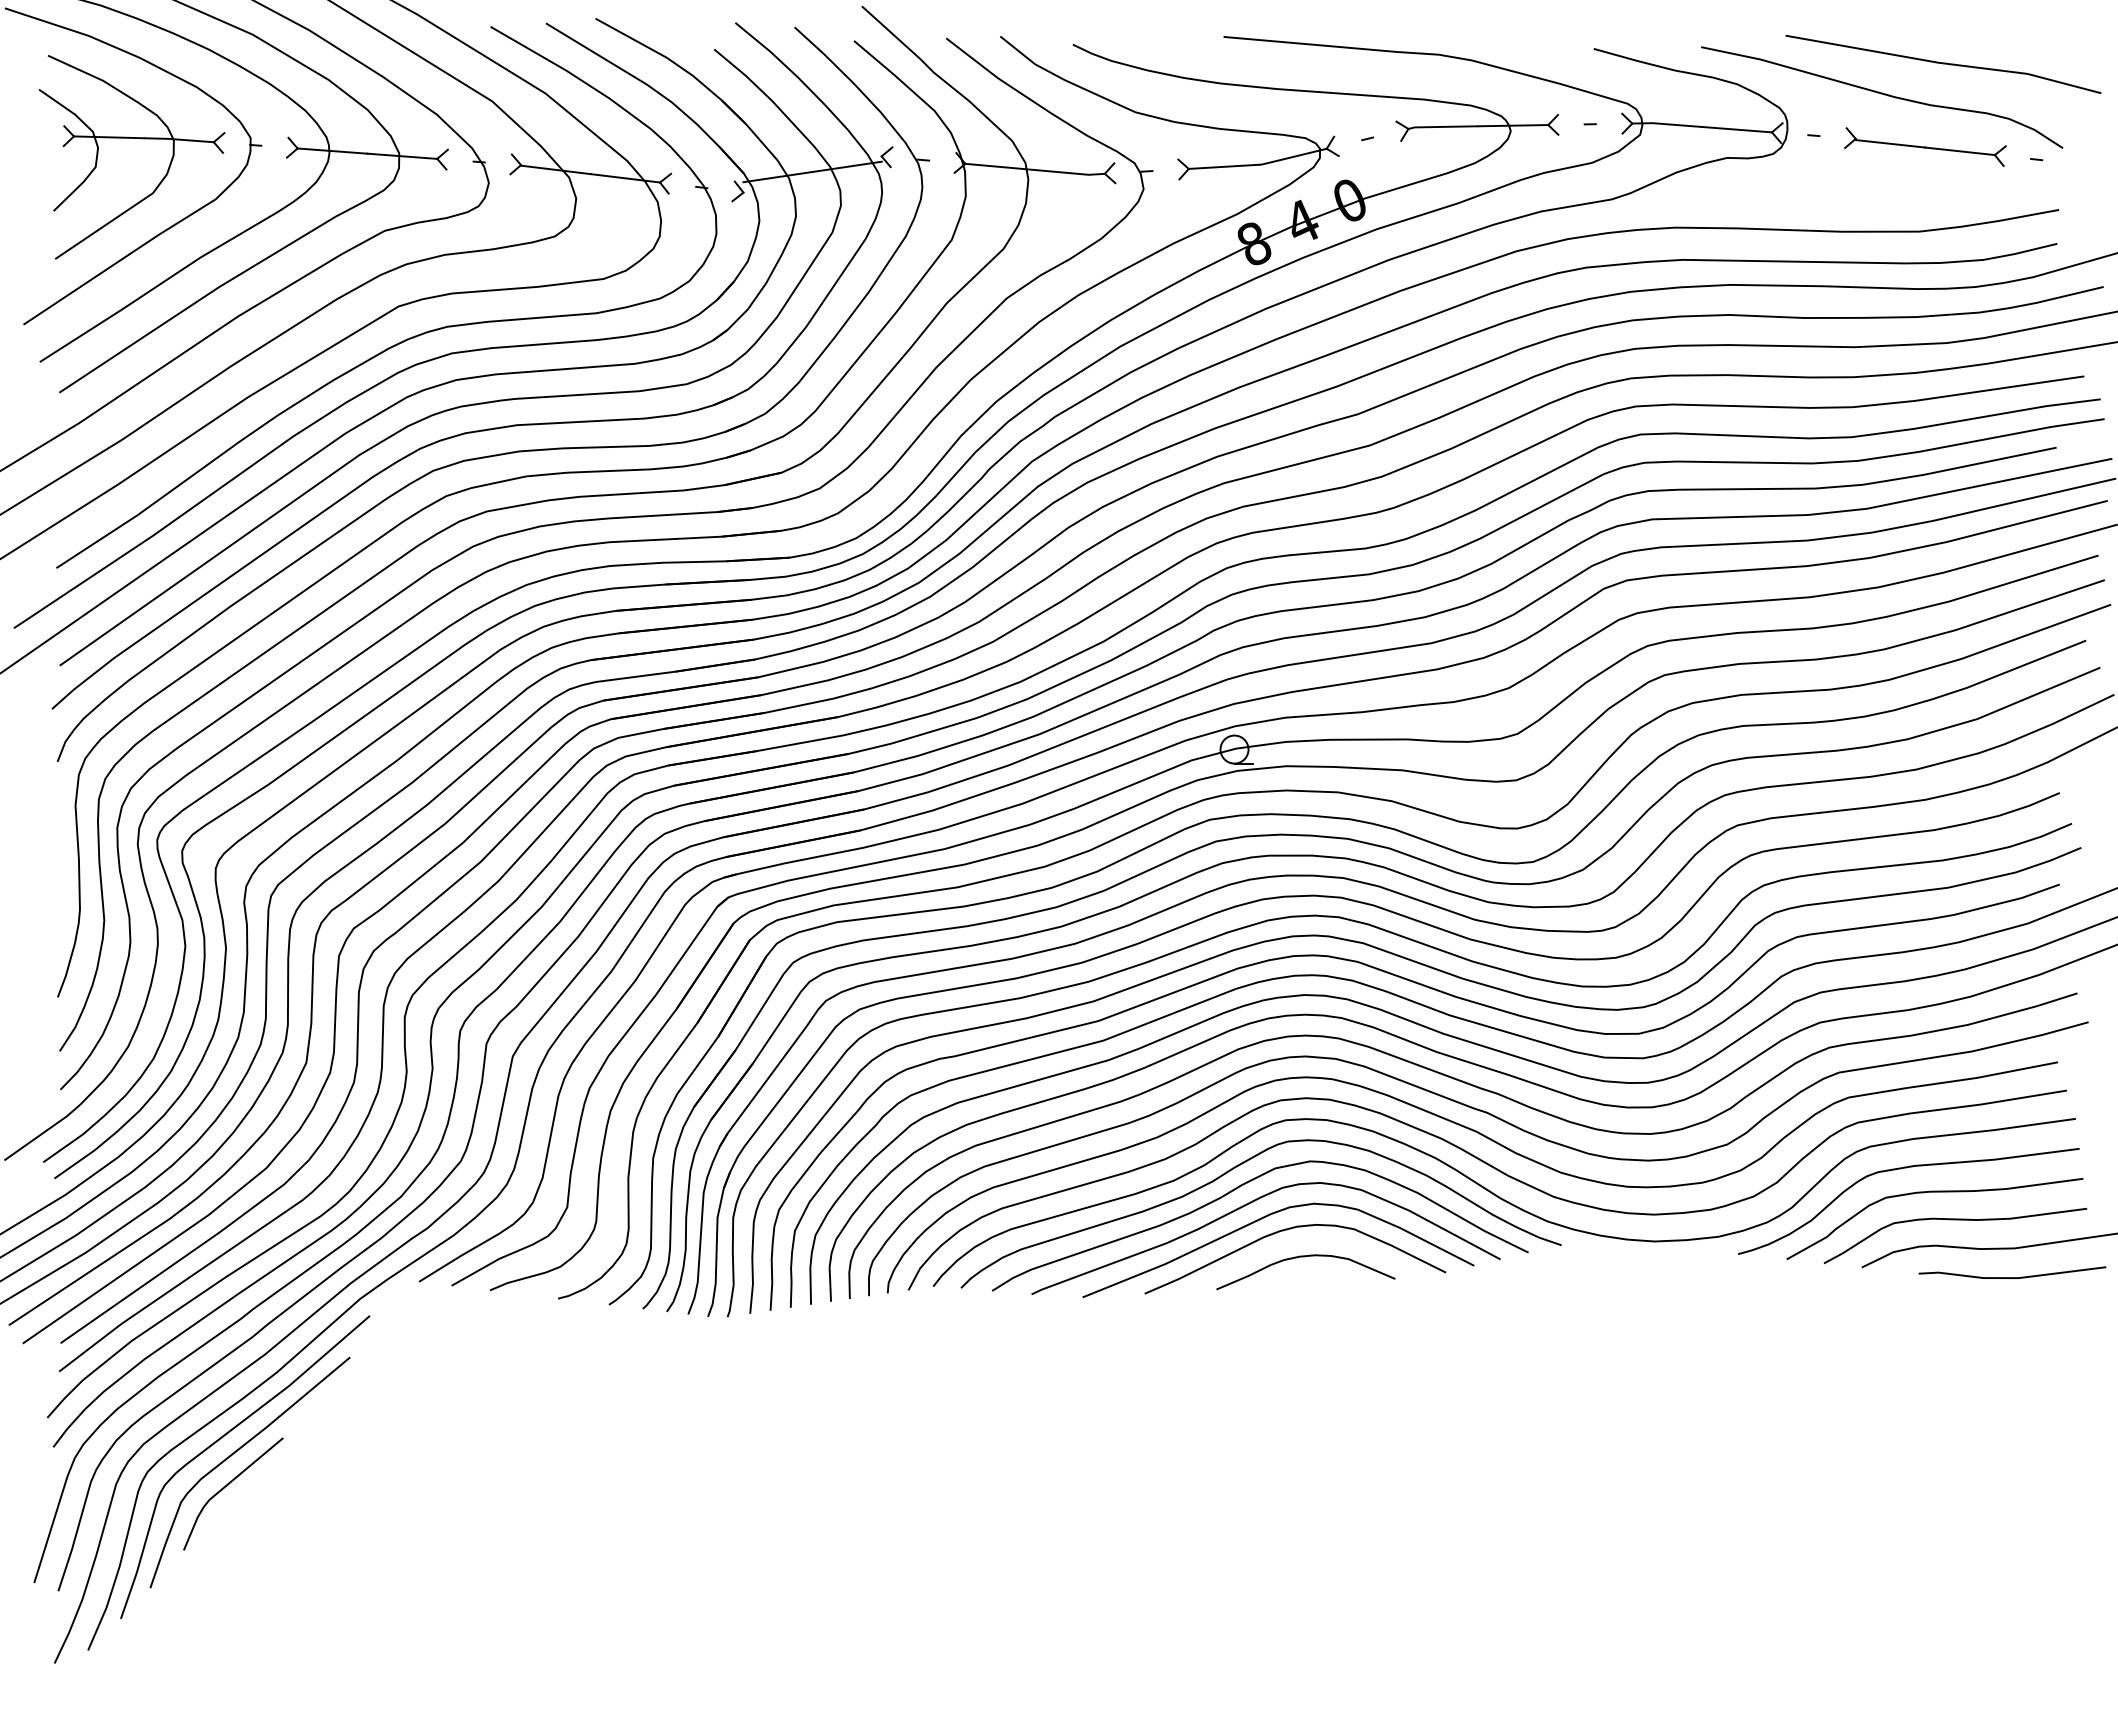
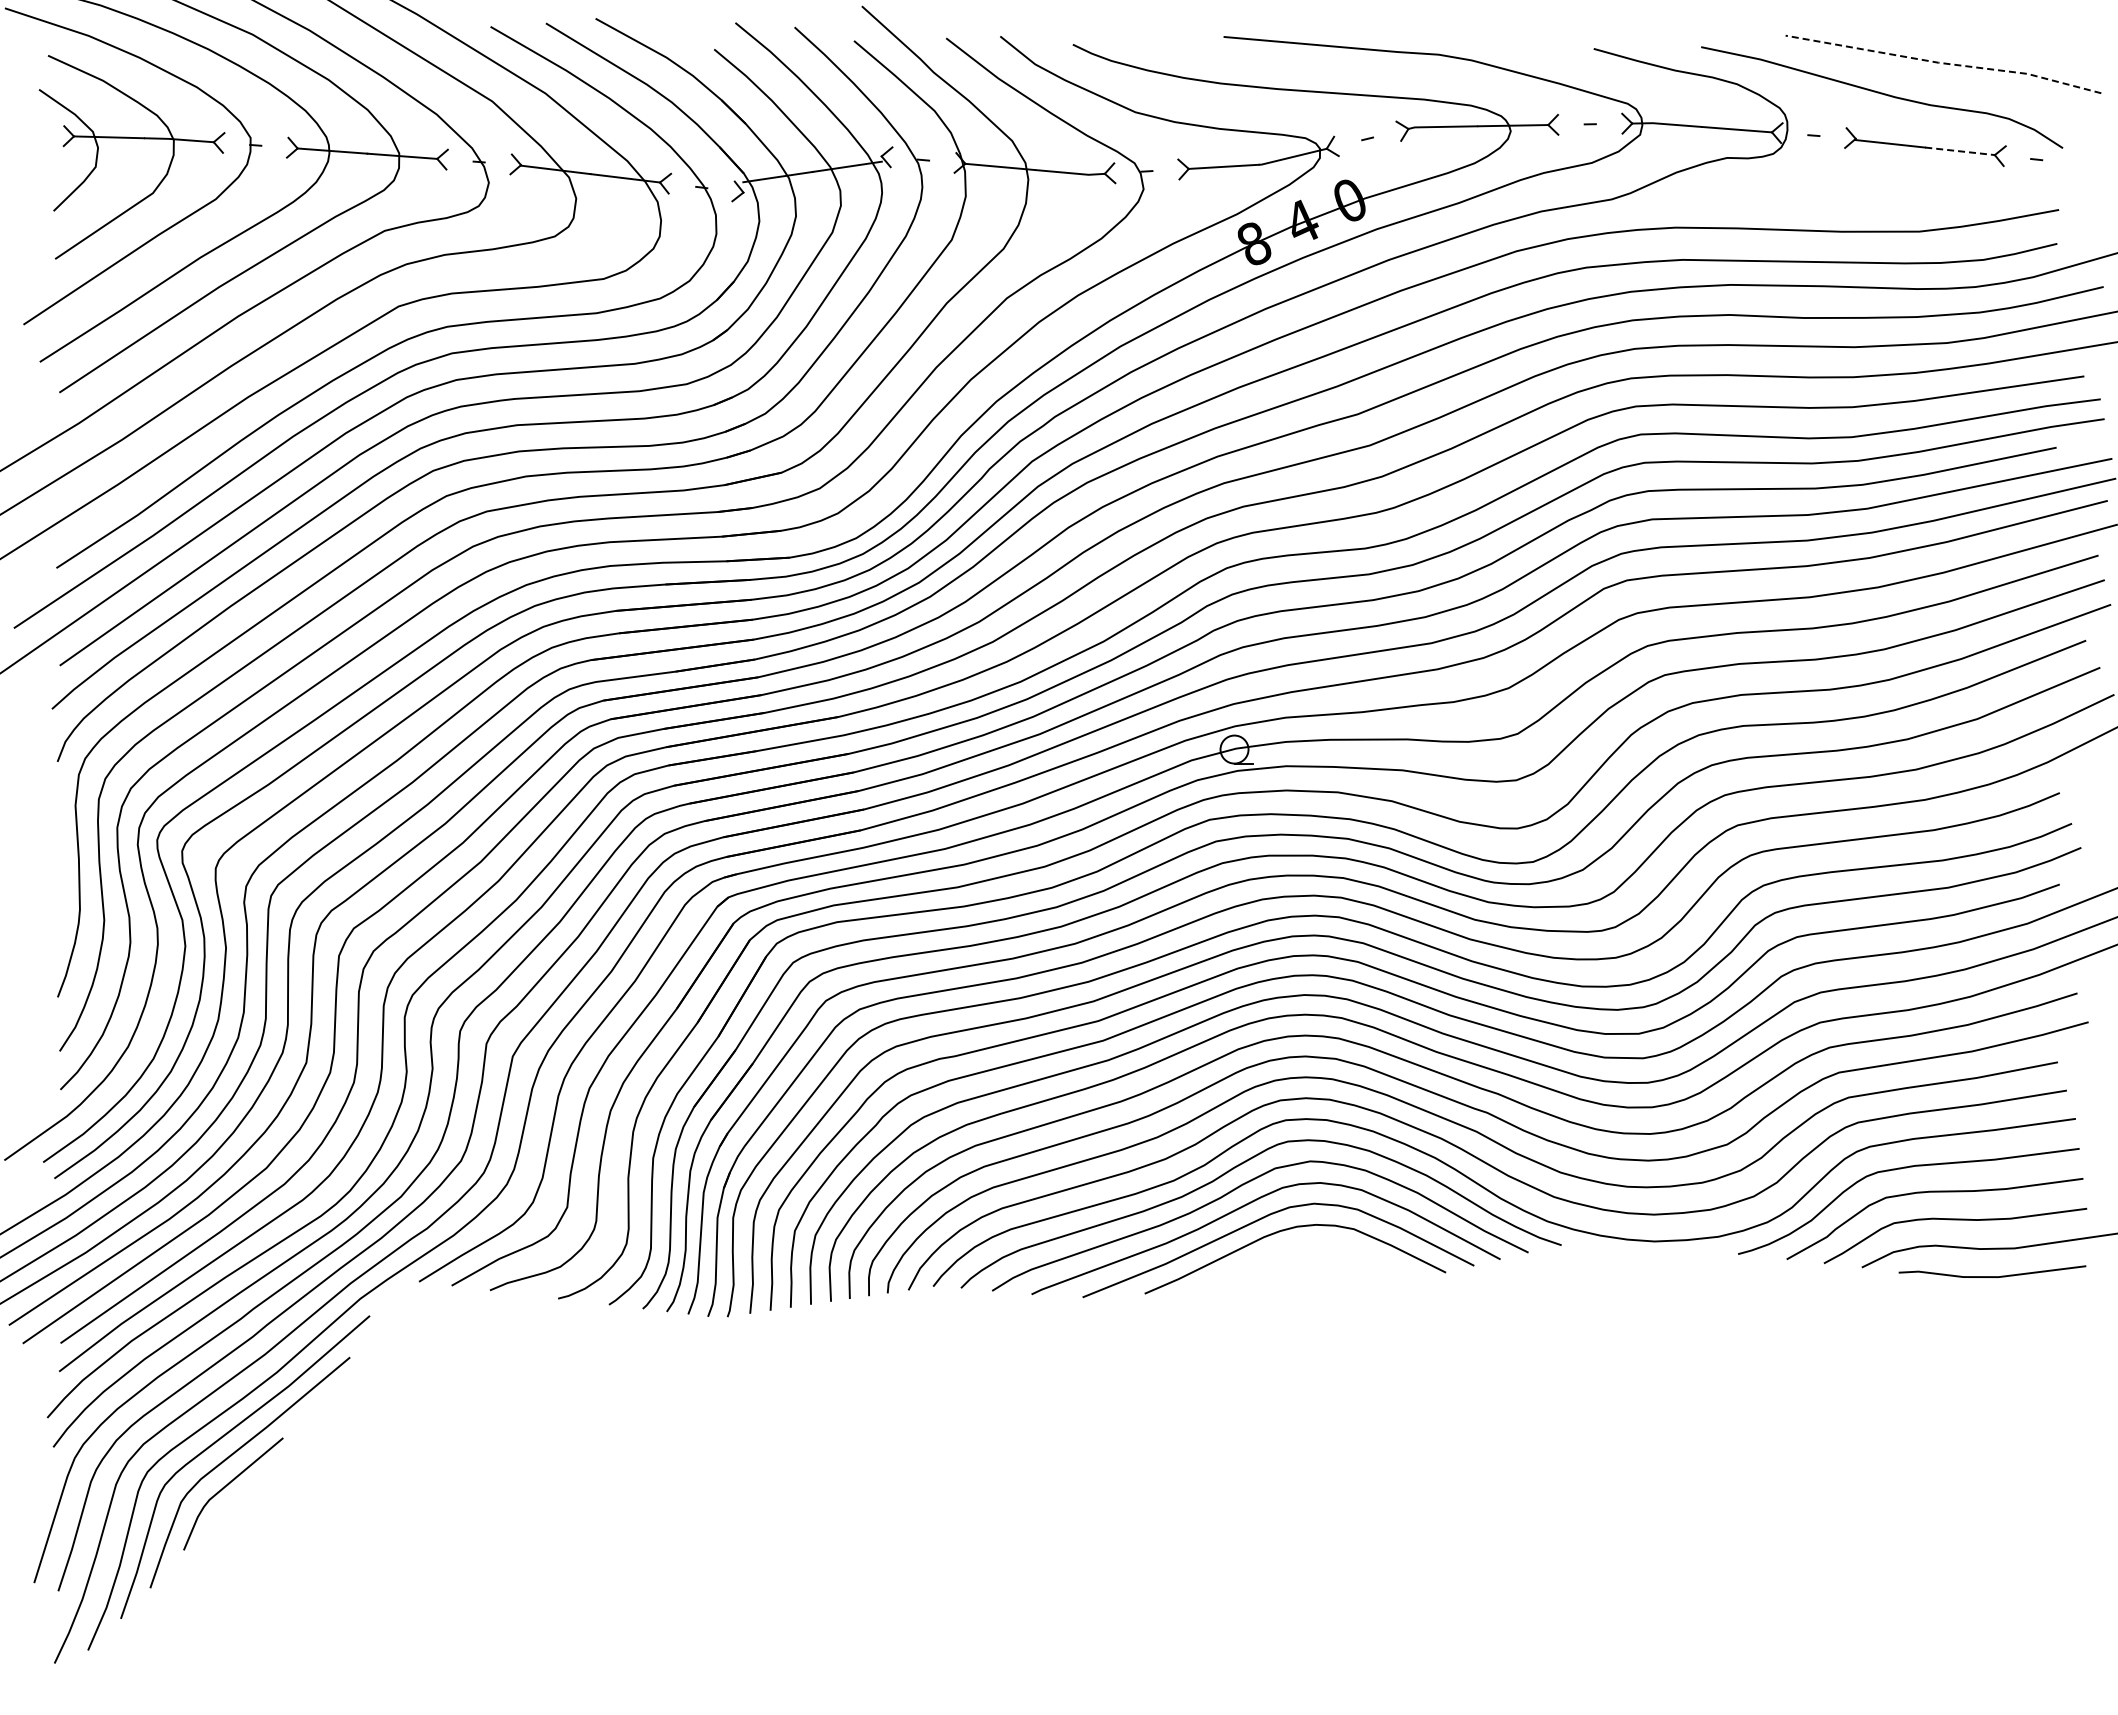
line: solid -> dashed (1943, 63)
line: solid -> dashed (1960, 151)
curve: present -> none (1305, 1257)
line position: (2012, 1277) -> (1992, 1276) (1992, 1276)
